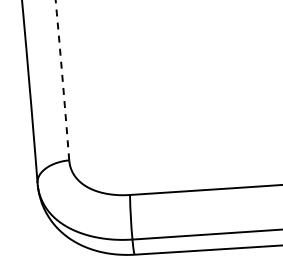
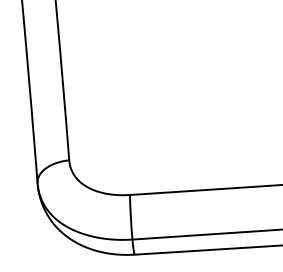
arc: dashed -> solid (62, 79)
